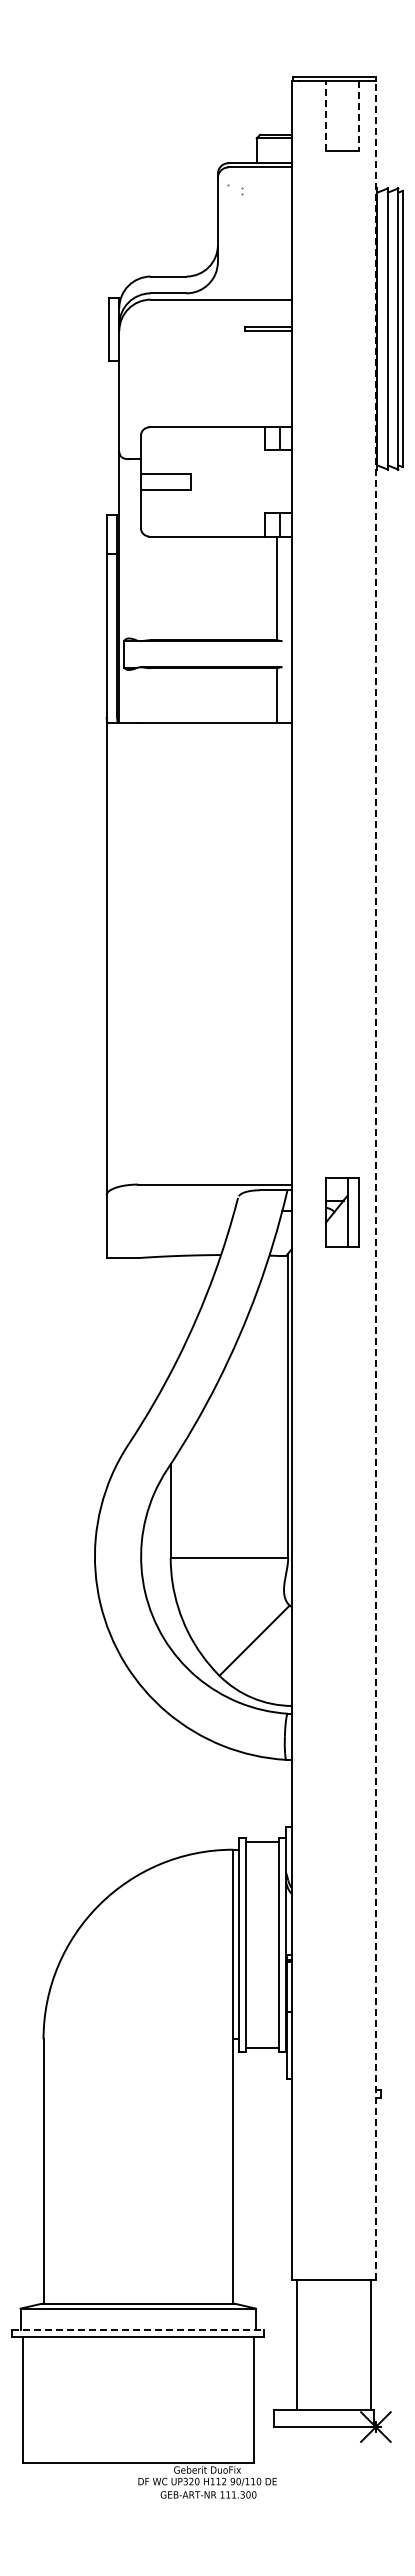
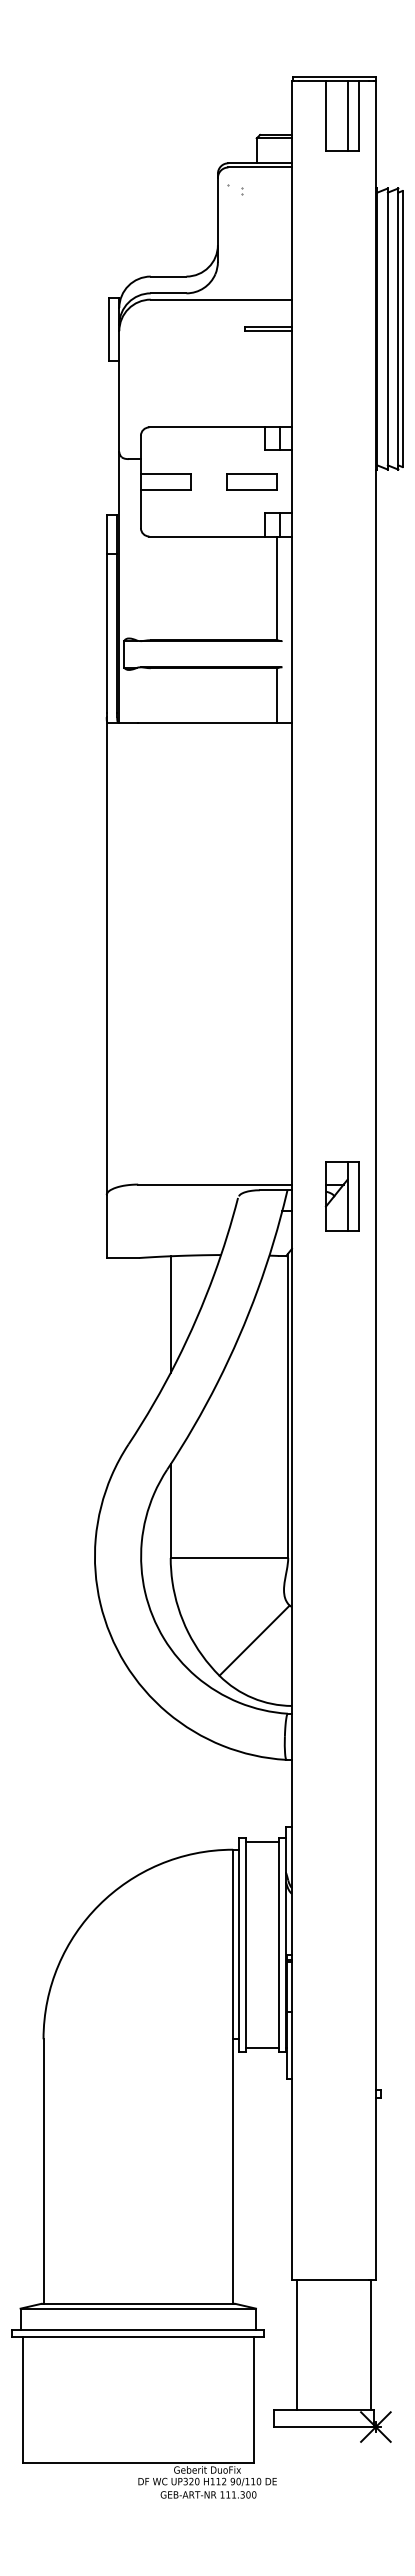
line: none -> present (347, 115)
line: dashed -> solid (325, 116)
line: dashed -> solid (358, 116)
part: none -> present (251, 481)
line: dashed -> solid (375, 1180)
part position: (341, 1212) -> (341, 1196) (341, 1196)
line: none -> present (170, 1314)
line: dashed -> solid (138, 2330)
